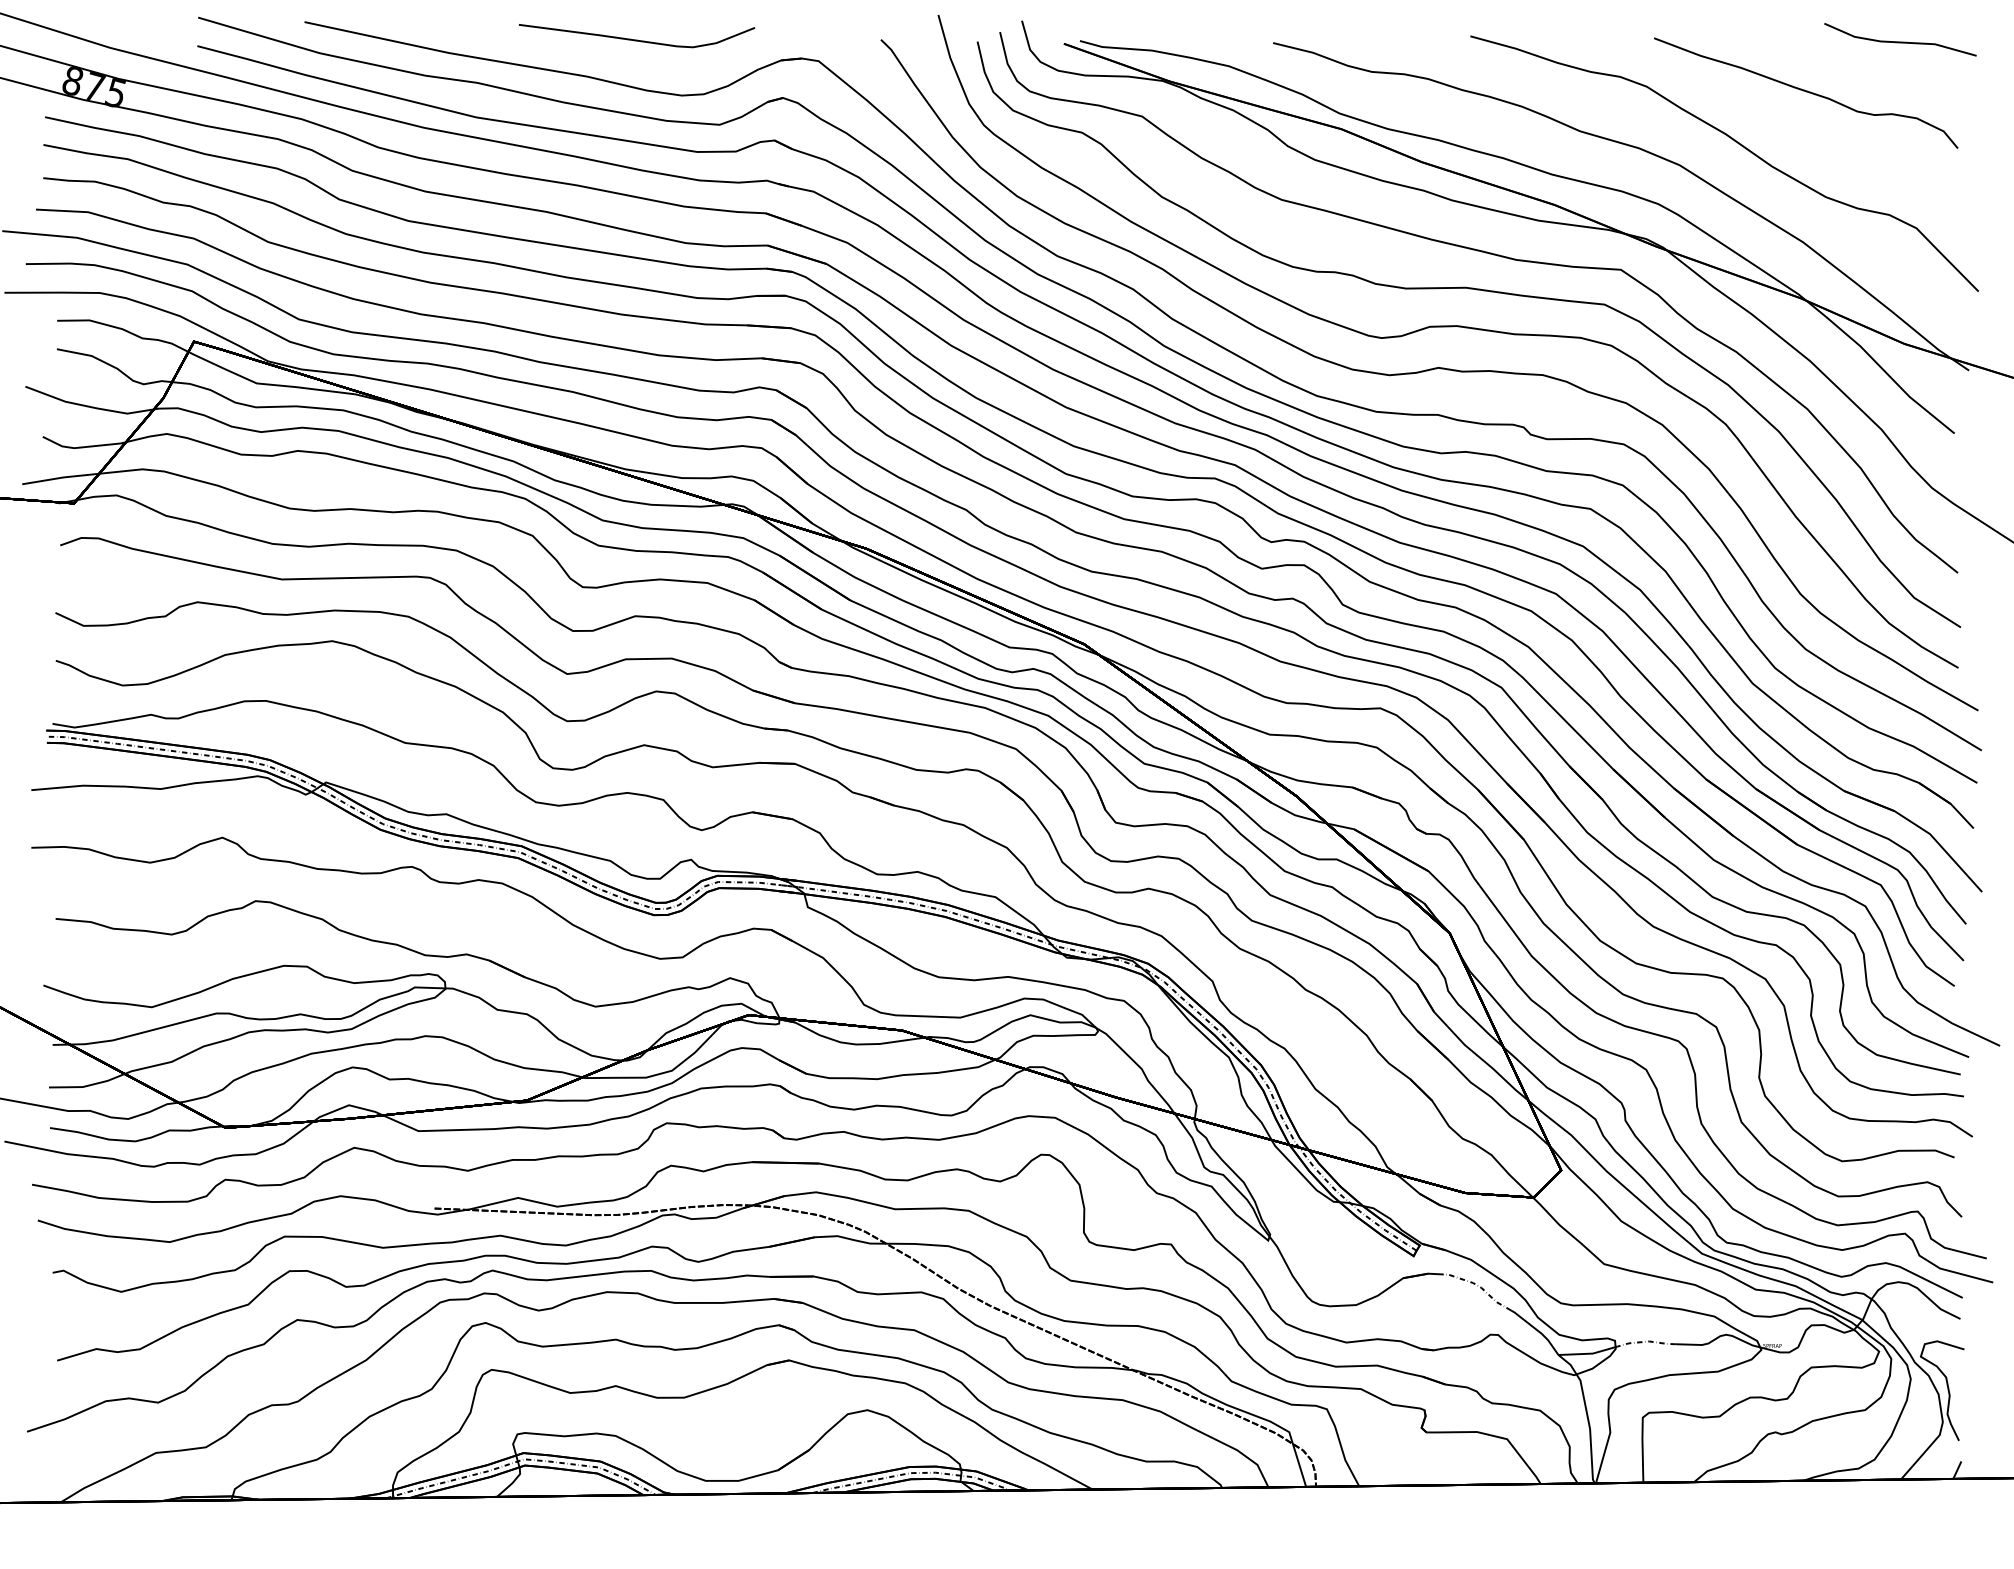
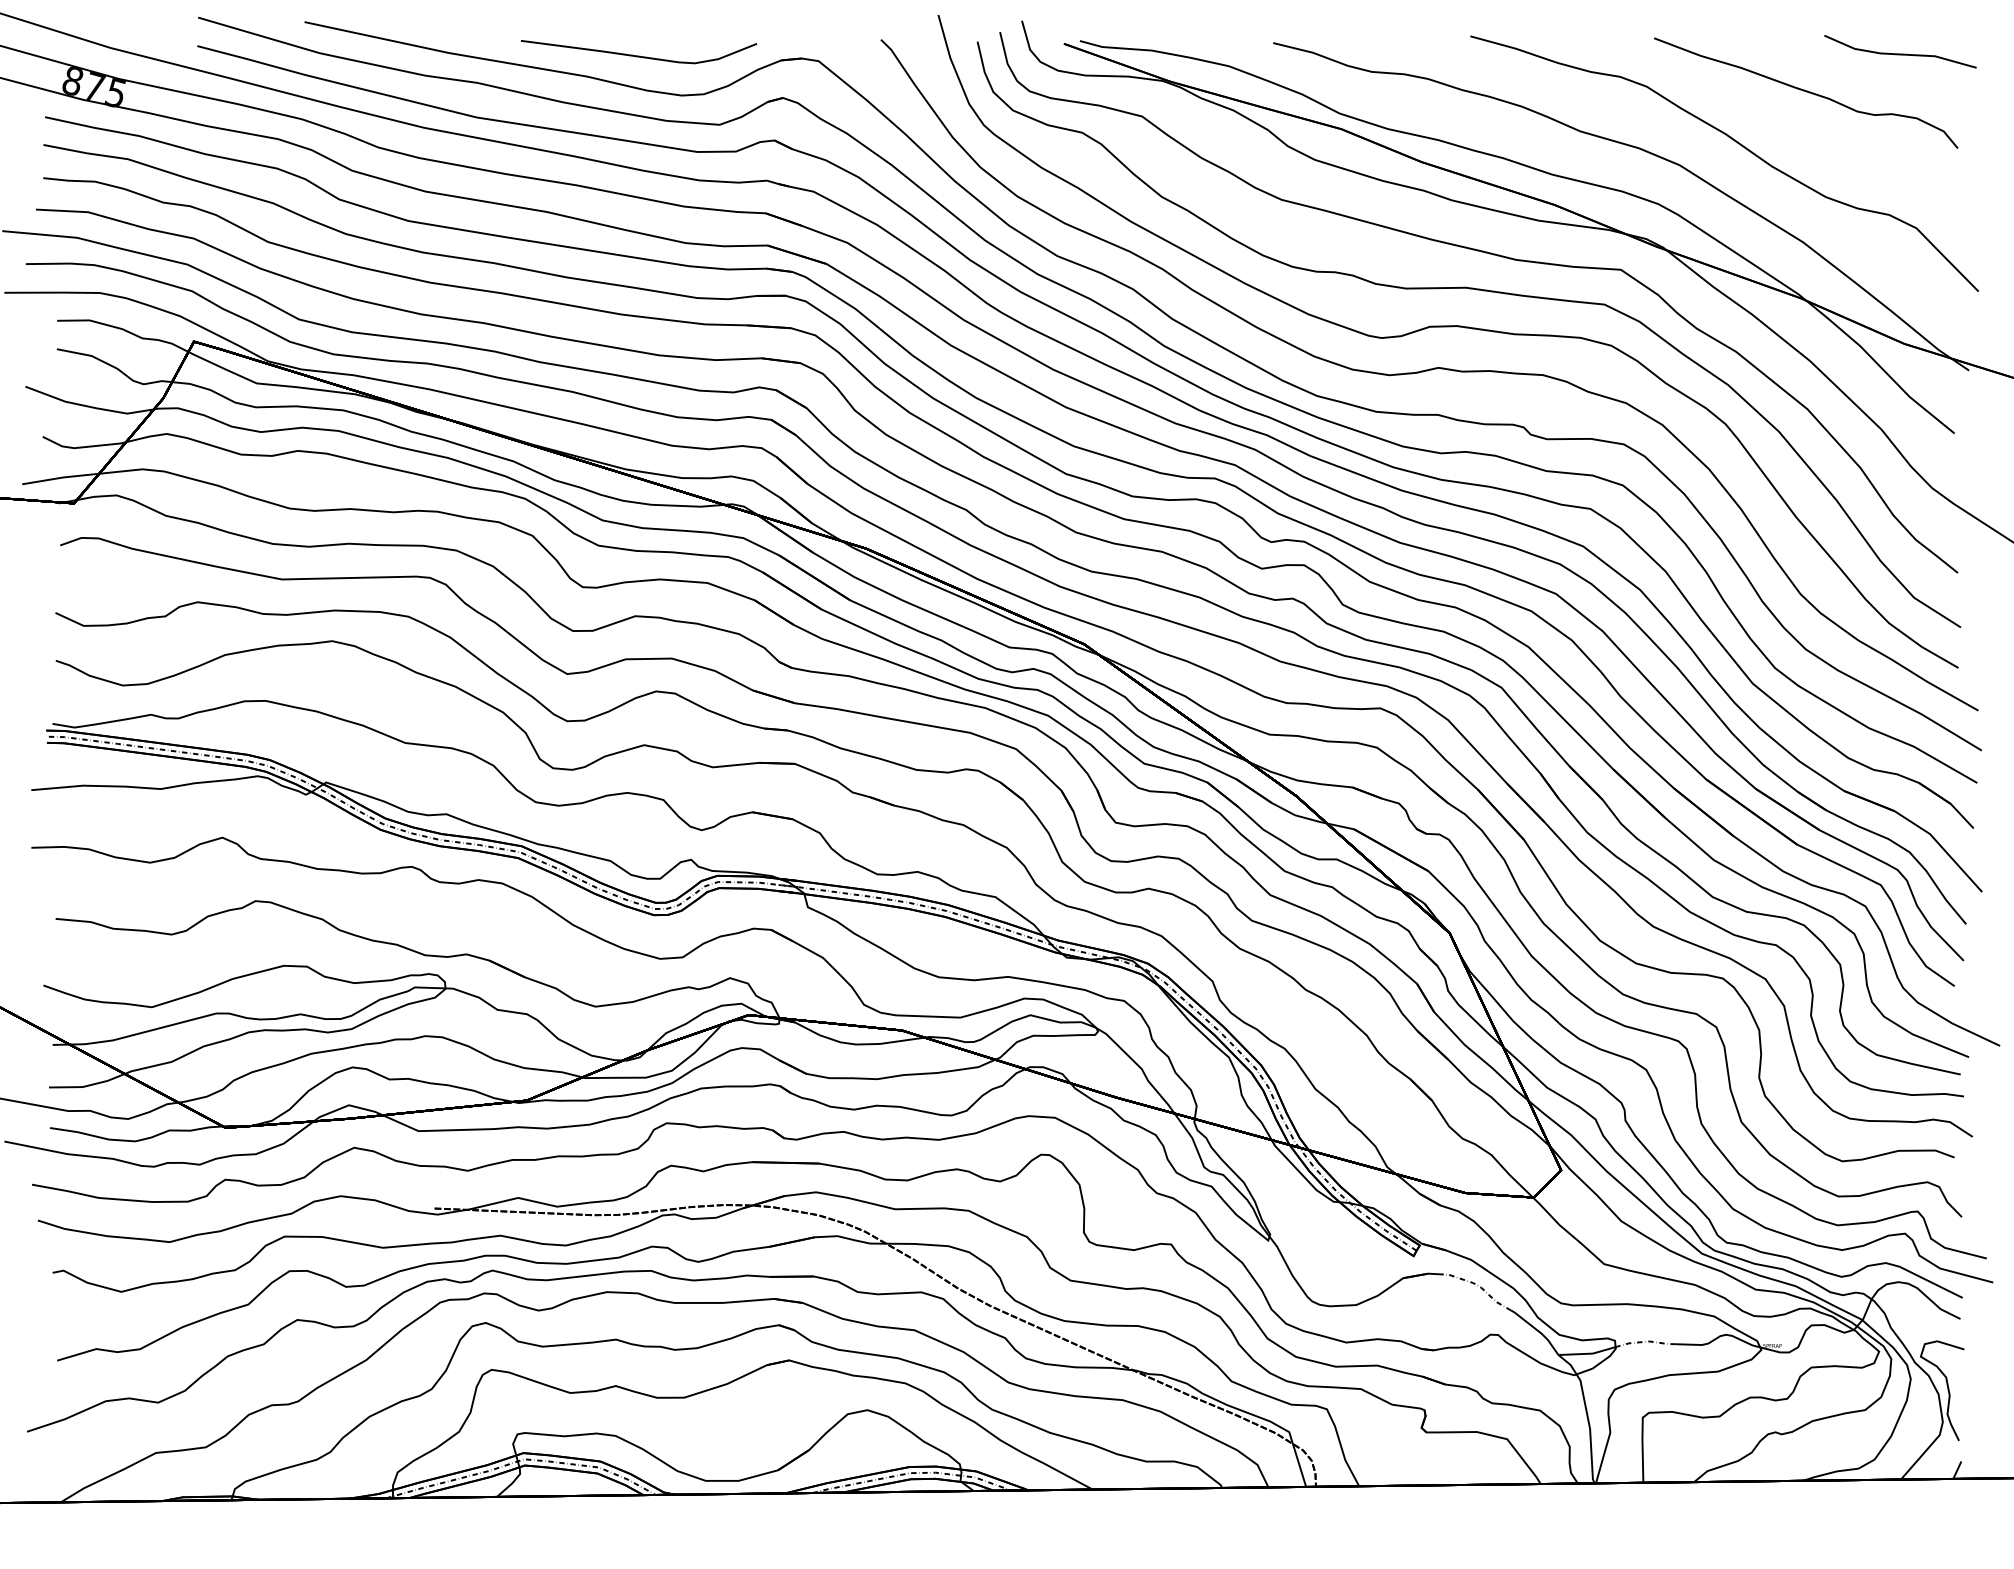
curve position: (636, 39) -> (638, 55) (638, 55)
line position: (1900, 41) -> (1900, 53) (1900, 53)
